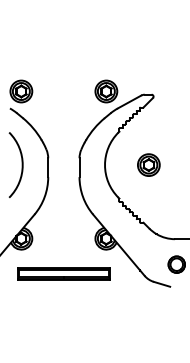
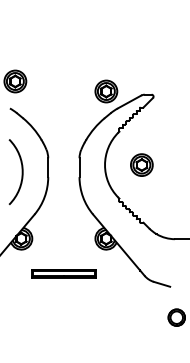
part position: (21, 91) -> (15, 81) (15, 81)
part position: (148, 164) -> (141, 164) (141, 164)
arc position: (21, 165) -> (21, 172) (21, 172)
part position: (176, 264) -> (176, 317) (176, 317)
part size: 94x14 px -> 66x10 px (63, 273)
